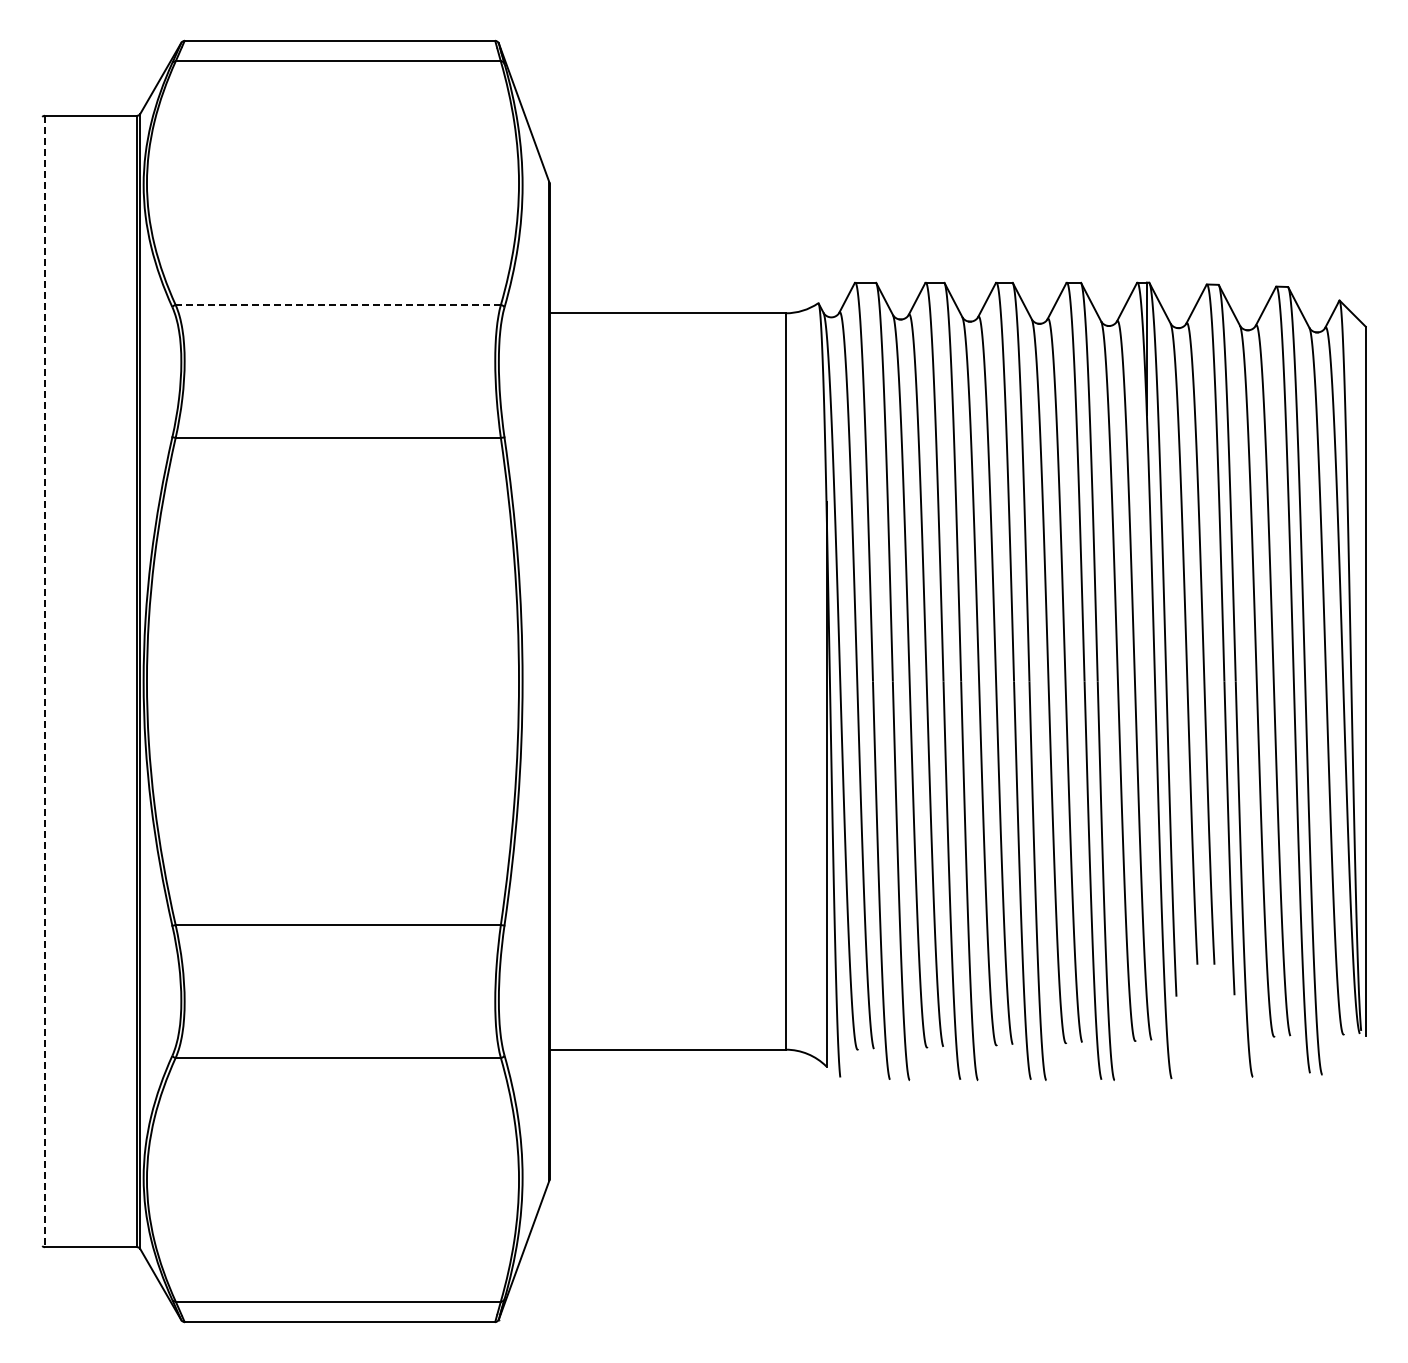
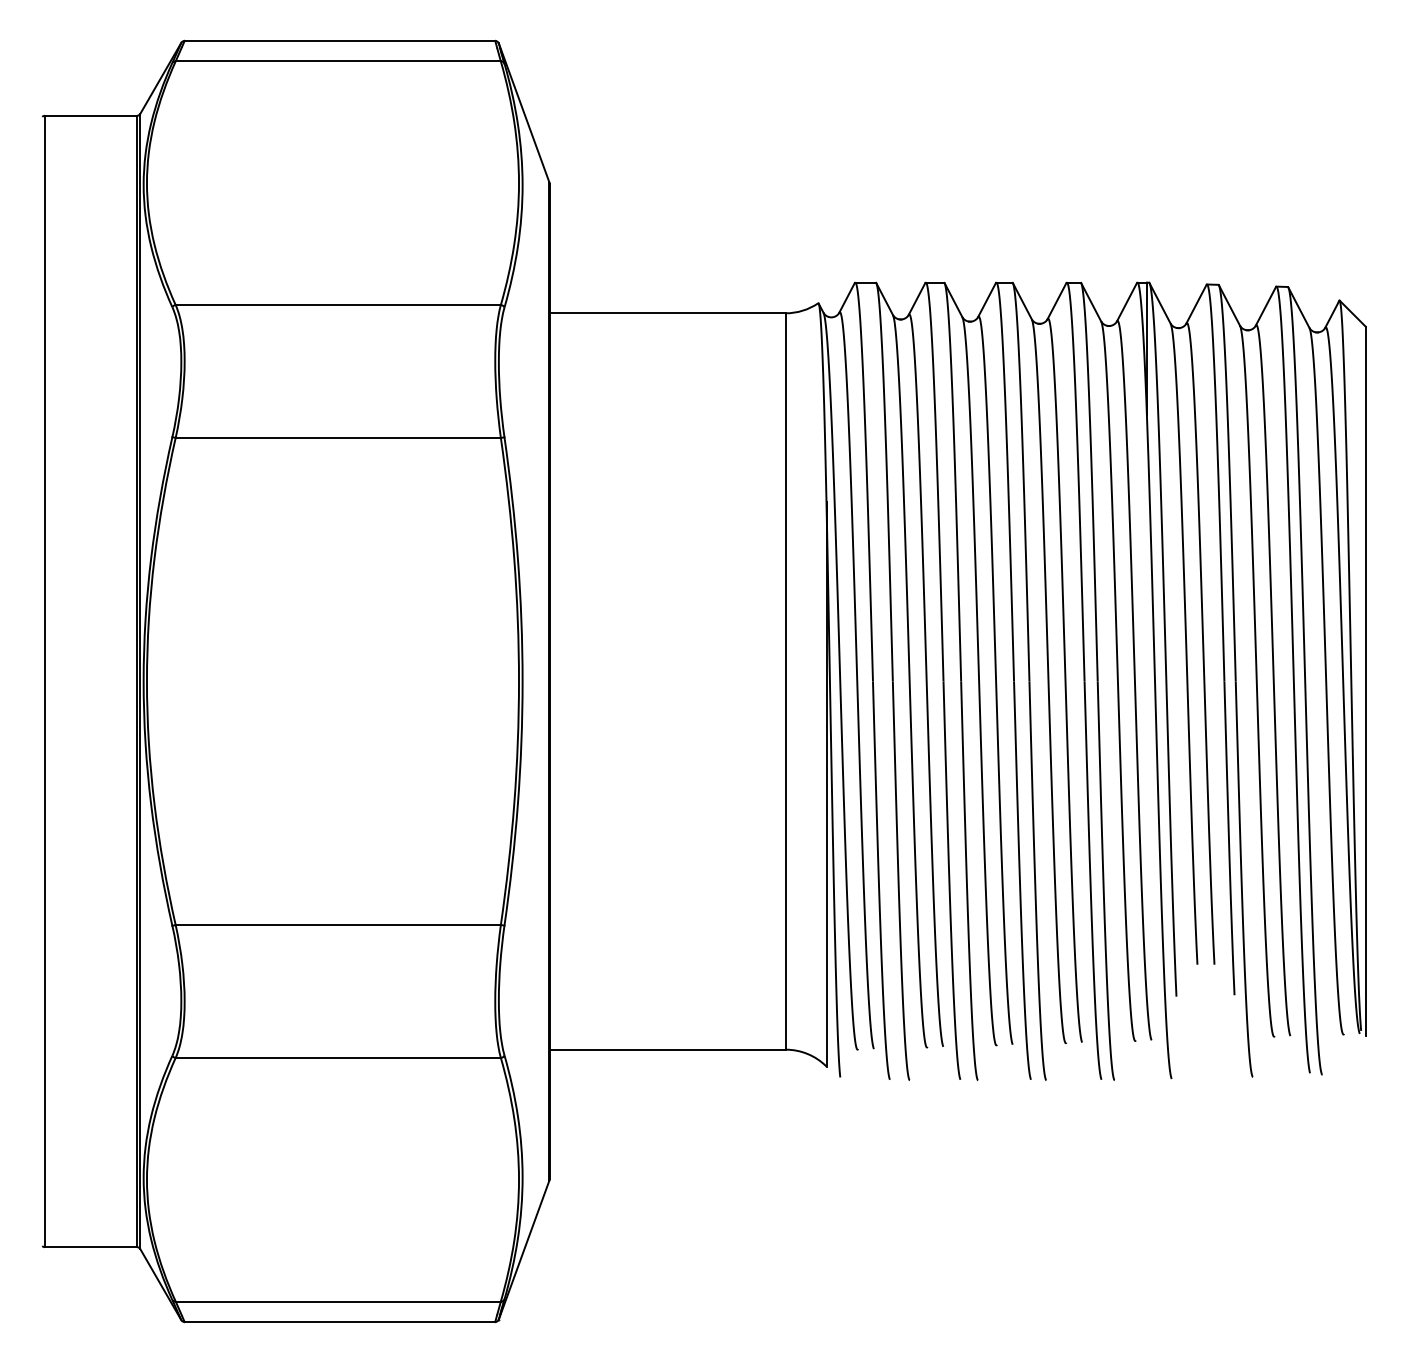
line: dashed -> solid (338, 305)
line: dashed -> solid (44, 681)
